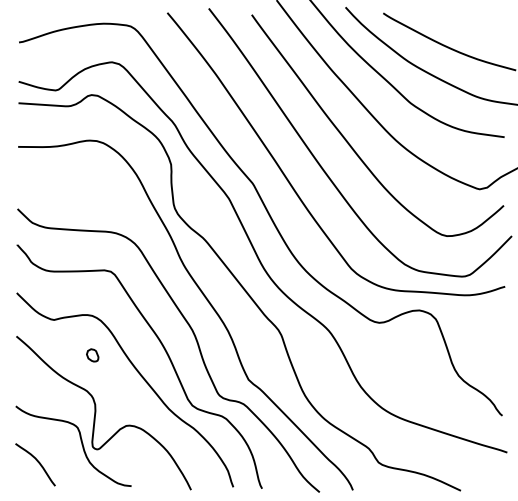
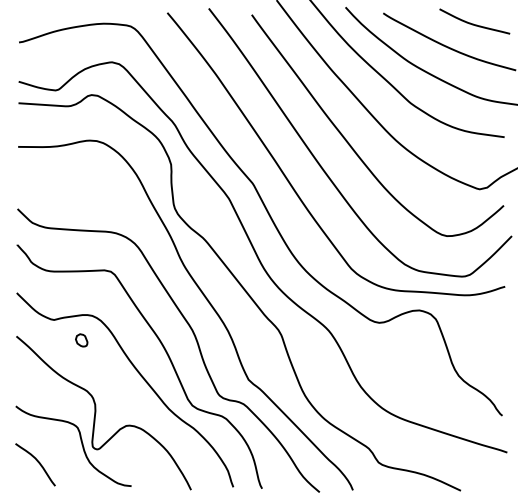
curve: none -> present (473, 23)
part position: (92, 355) -> (81, 340) (81, 340)
